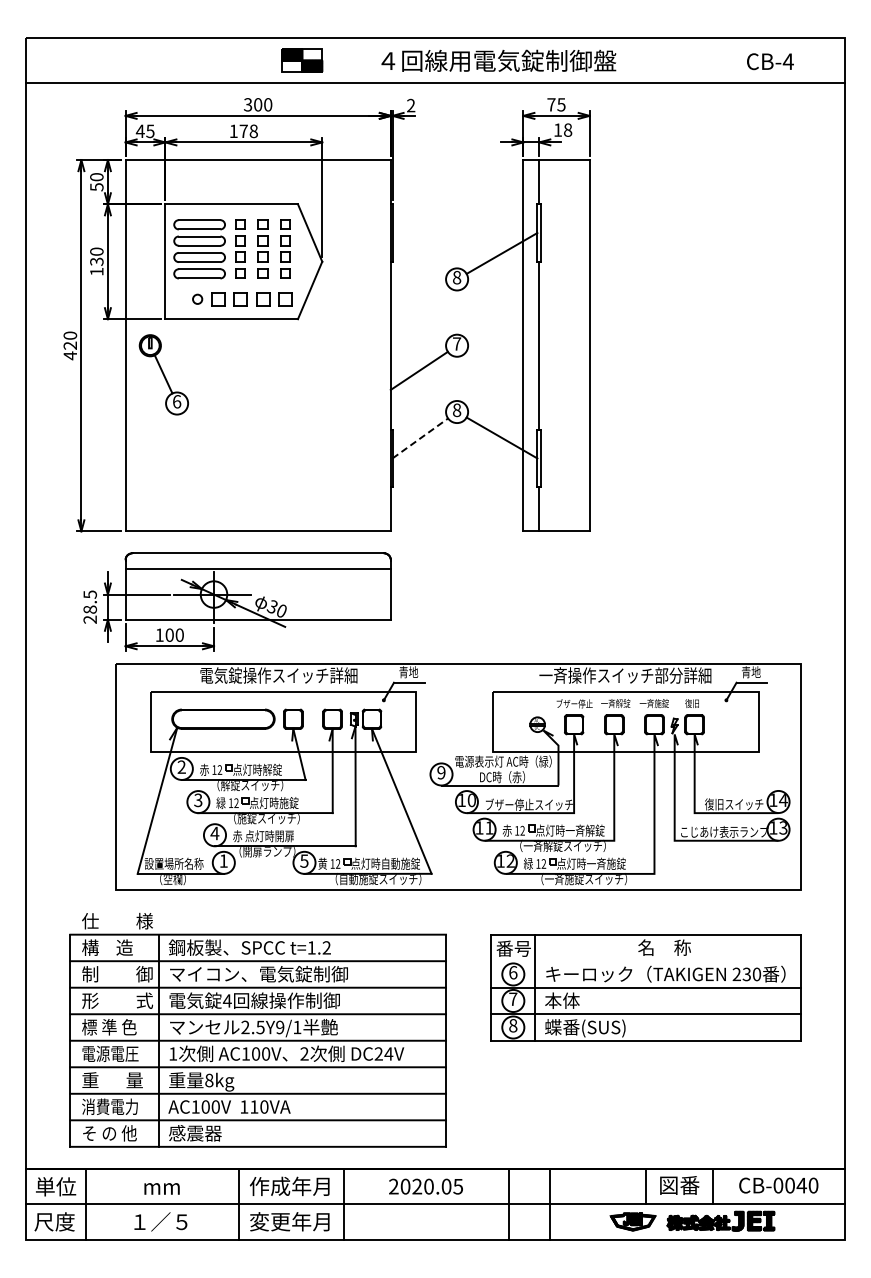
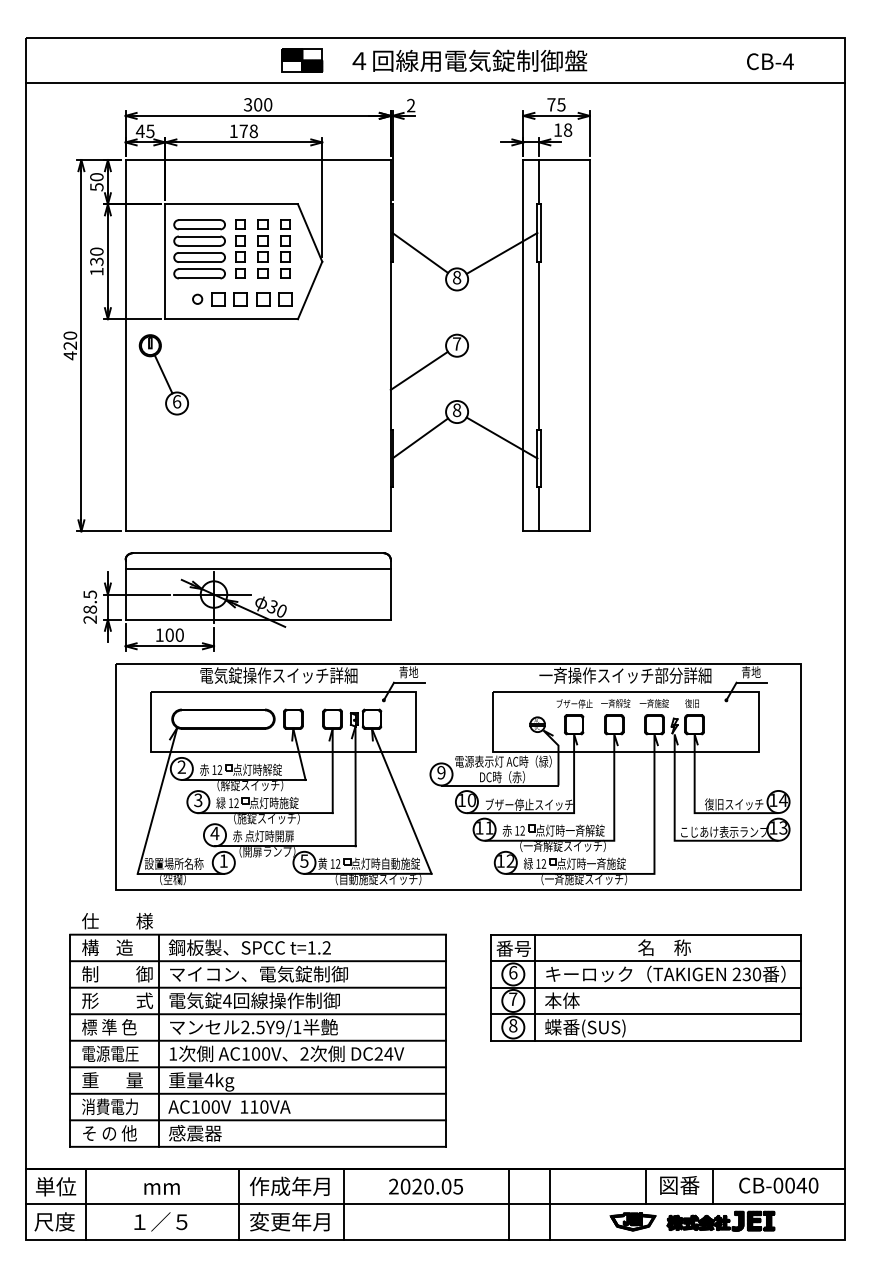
text position: (498, 60) -> (469, 60) (469, 60)
line: none -> present (420, 252)
line: dashed -> solid (420, 438)
line: none -> present (645, 961)
text: 8kg -> 4kg (208, 1080)
